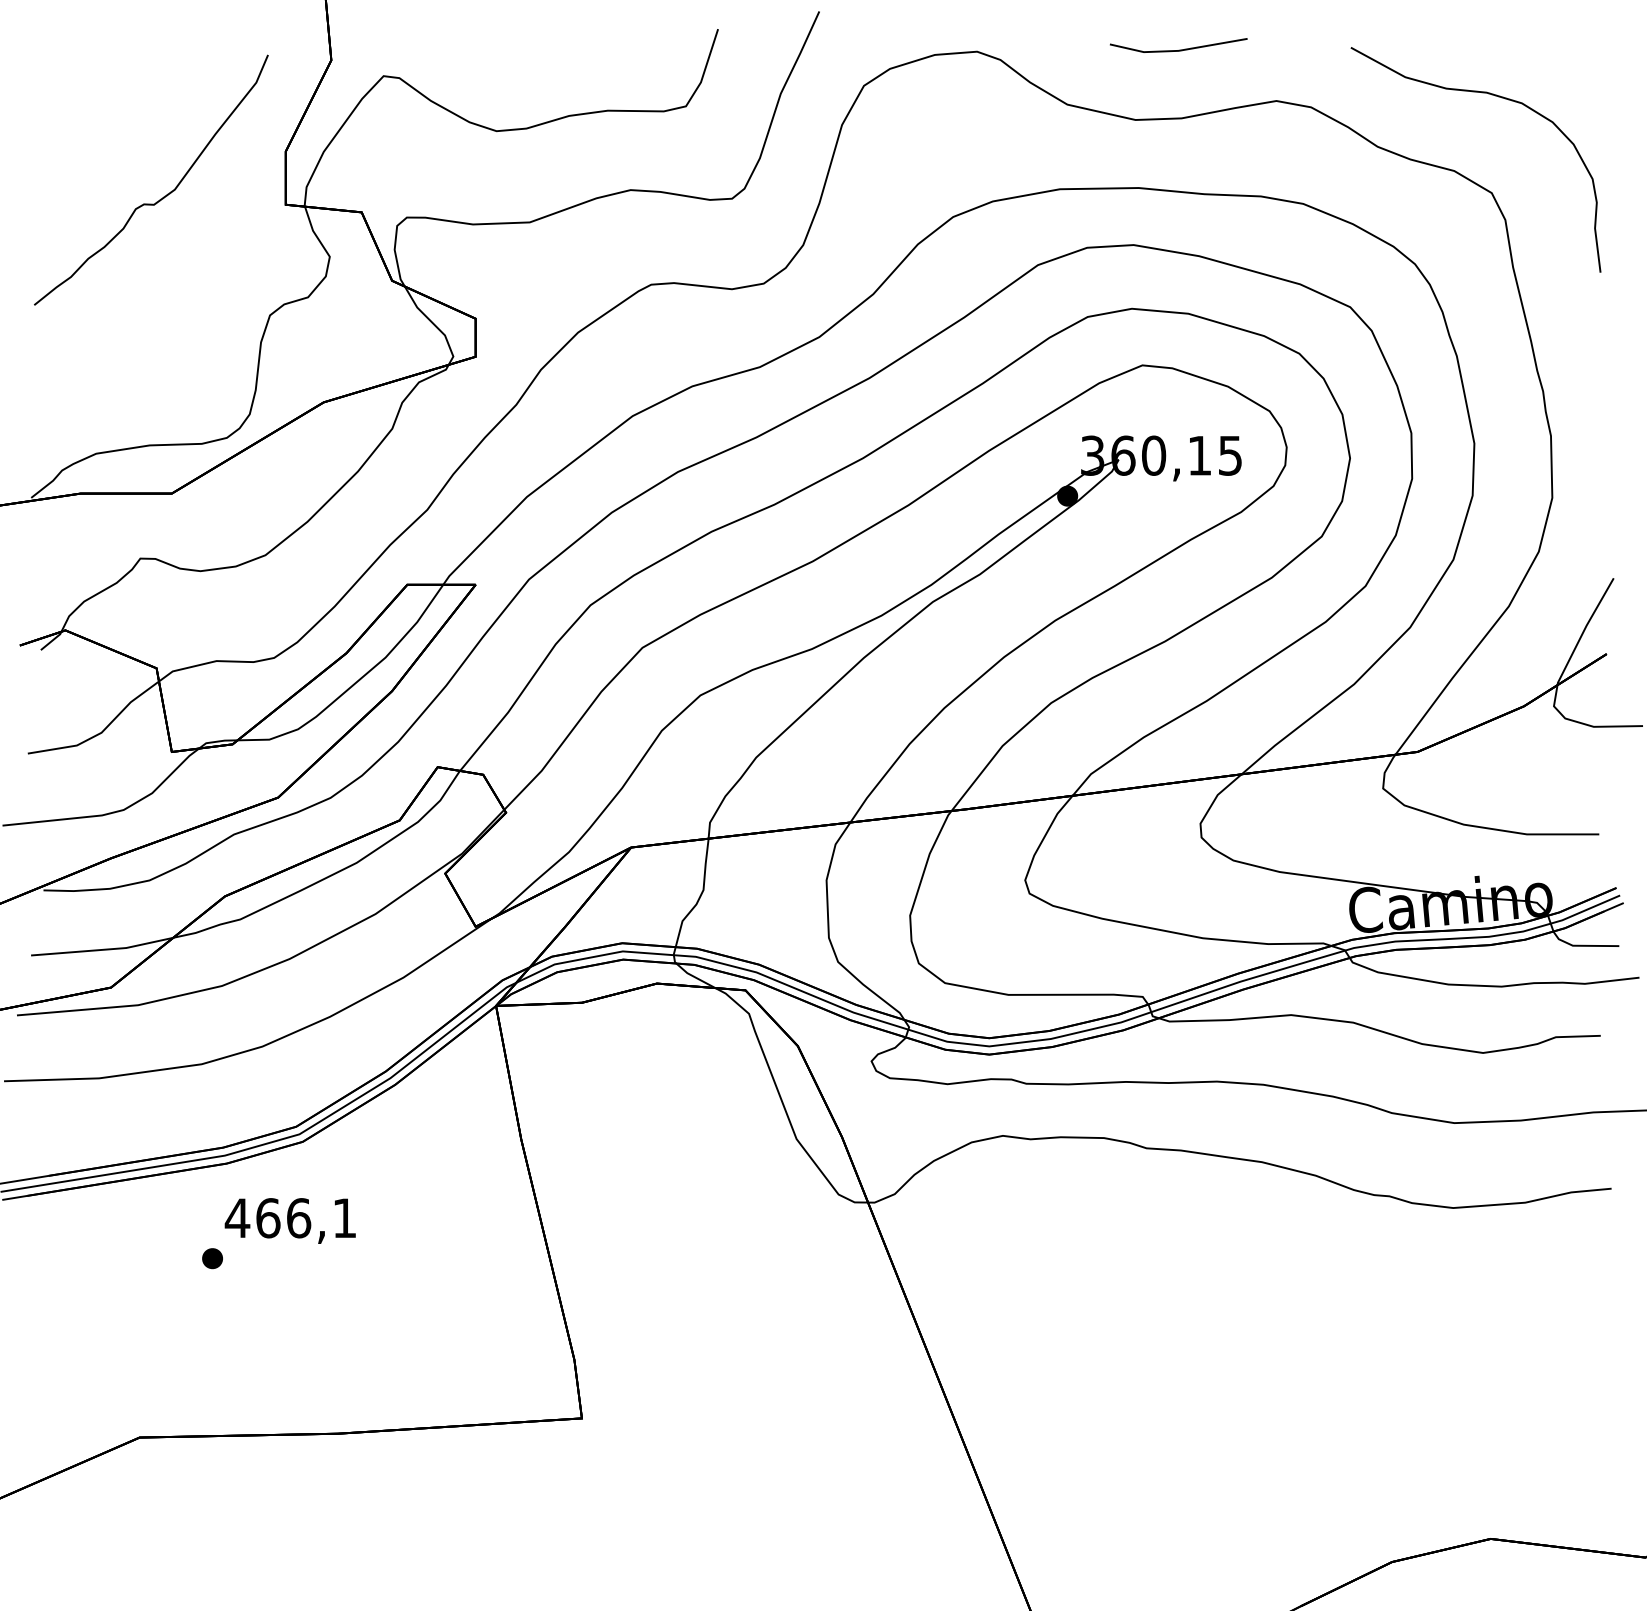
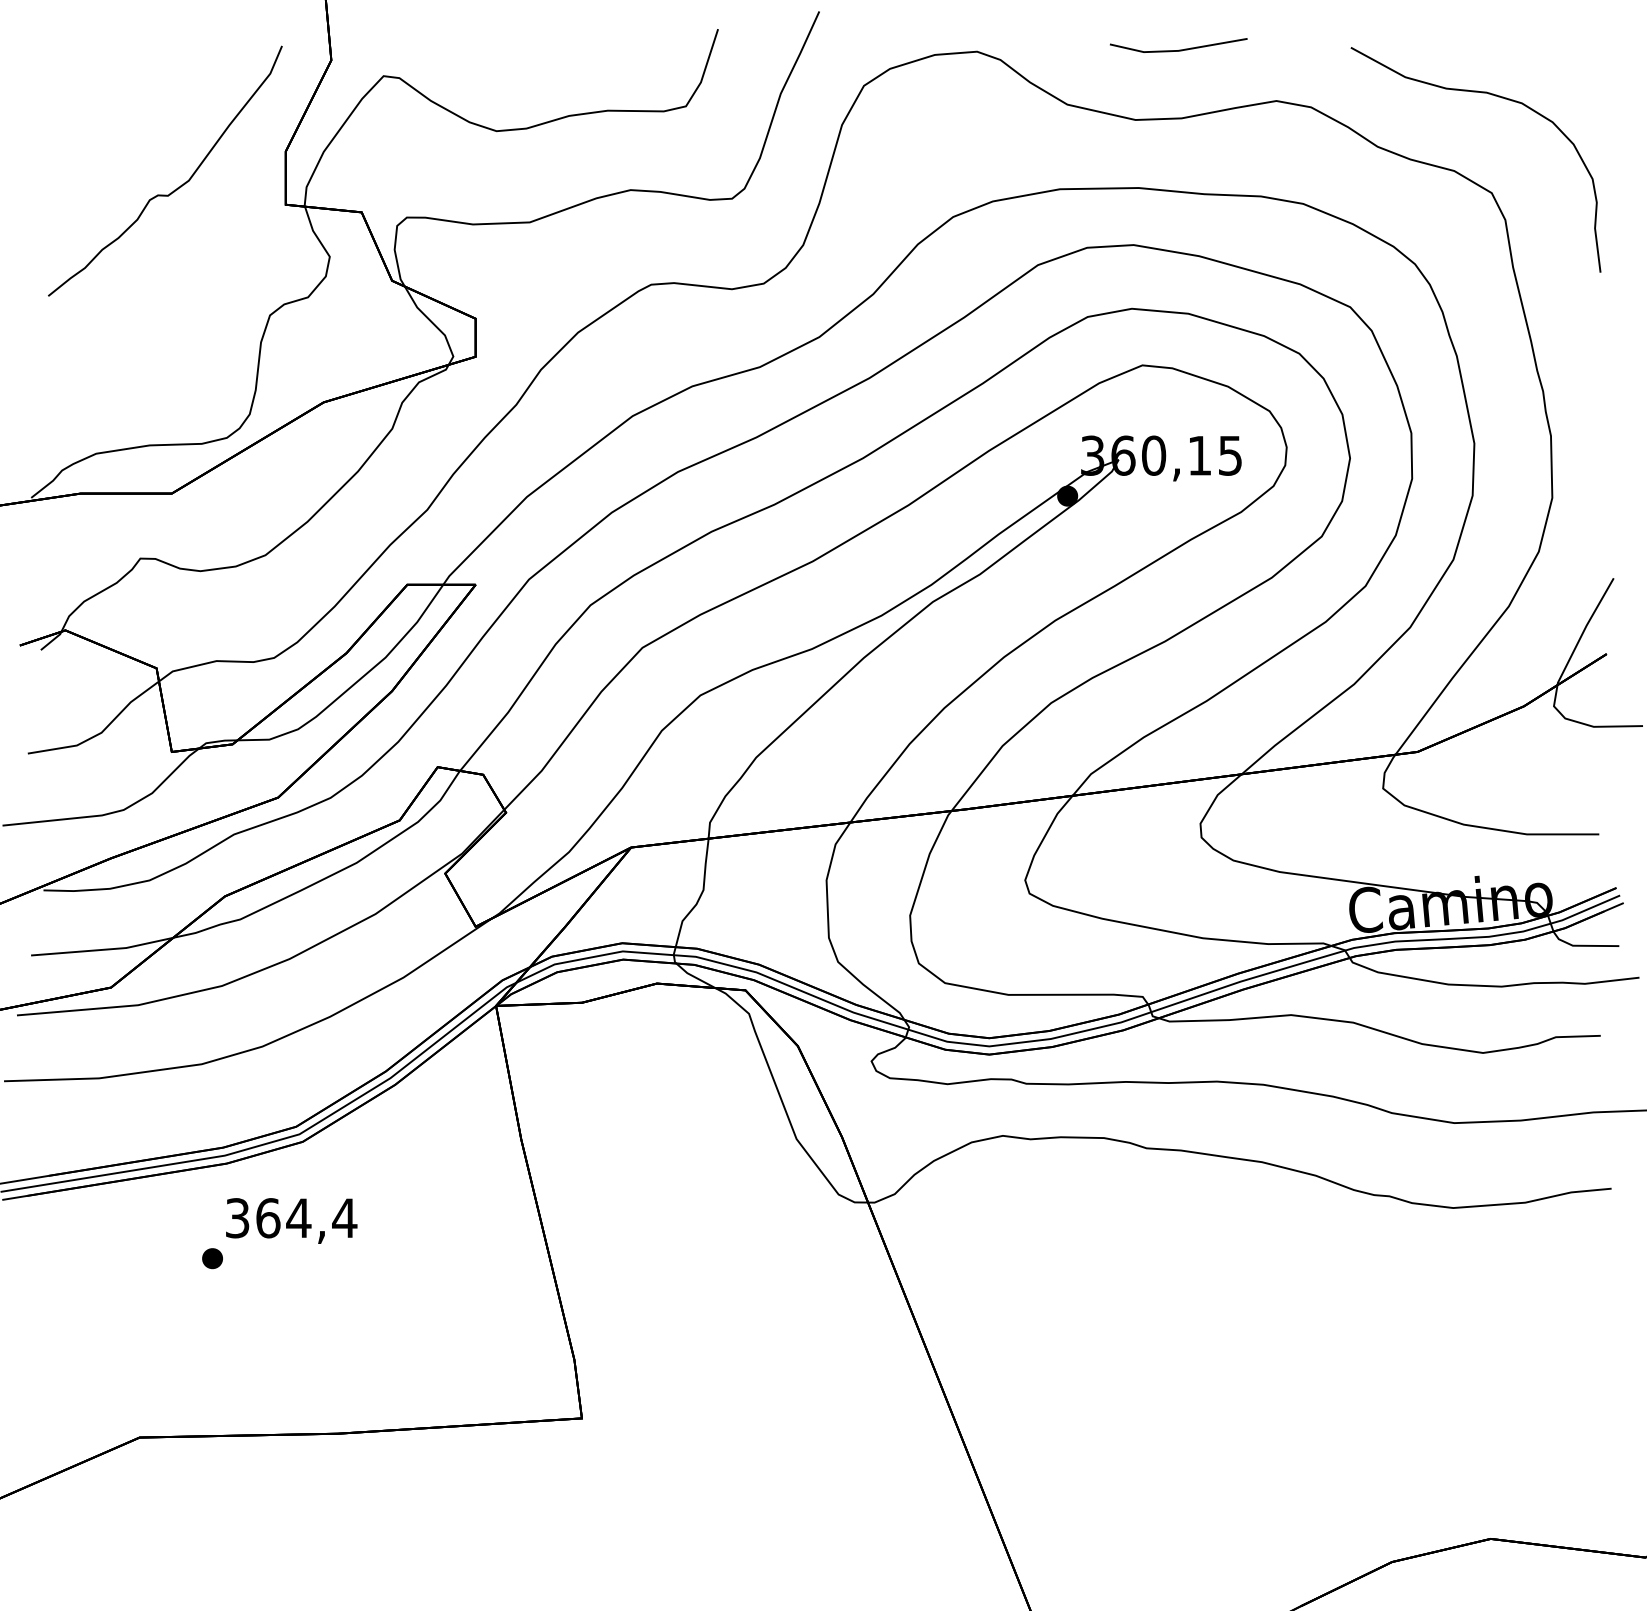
curve position: (163, 196) -> (177, 187) (177, 187)
text: 466,1 -> 364,4 (290, 1218)
